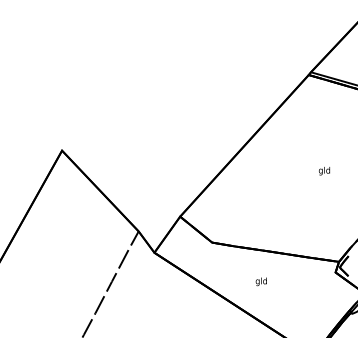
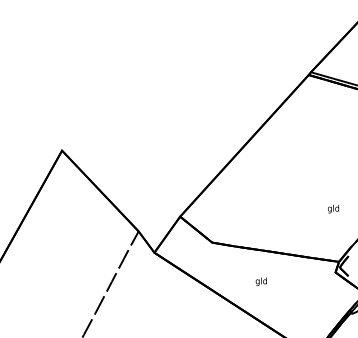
text position: (324, 171) -> (333, 209) (333, 209)
